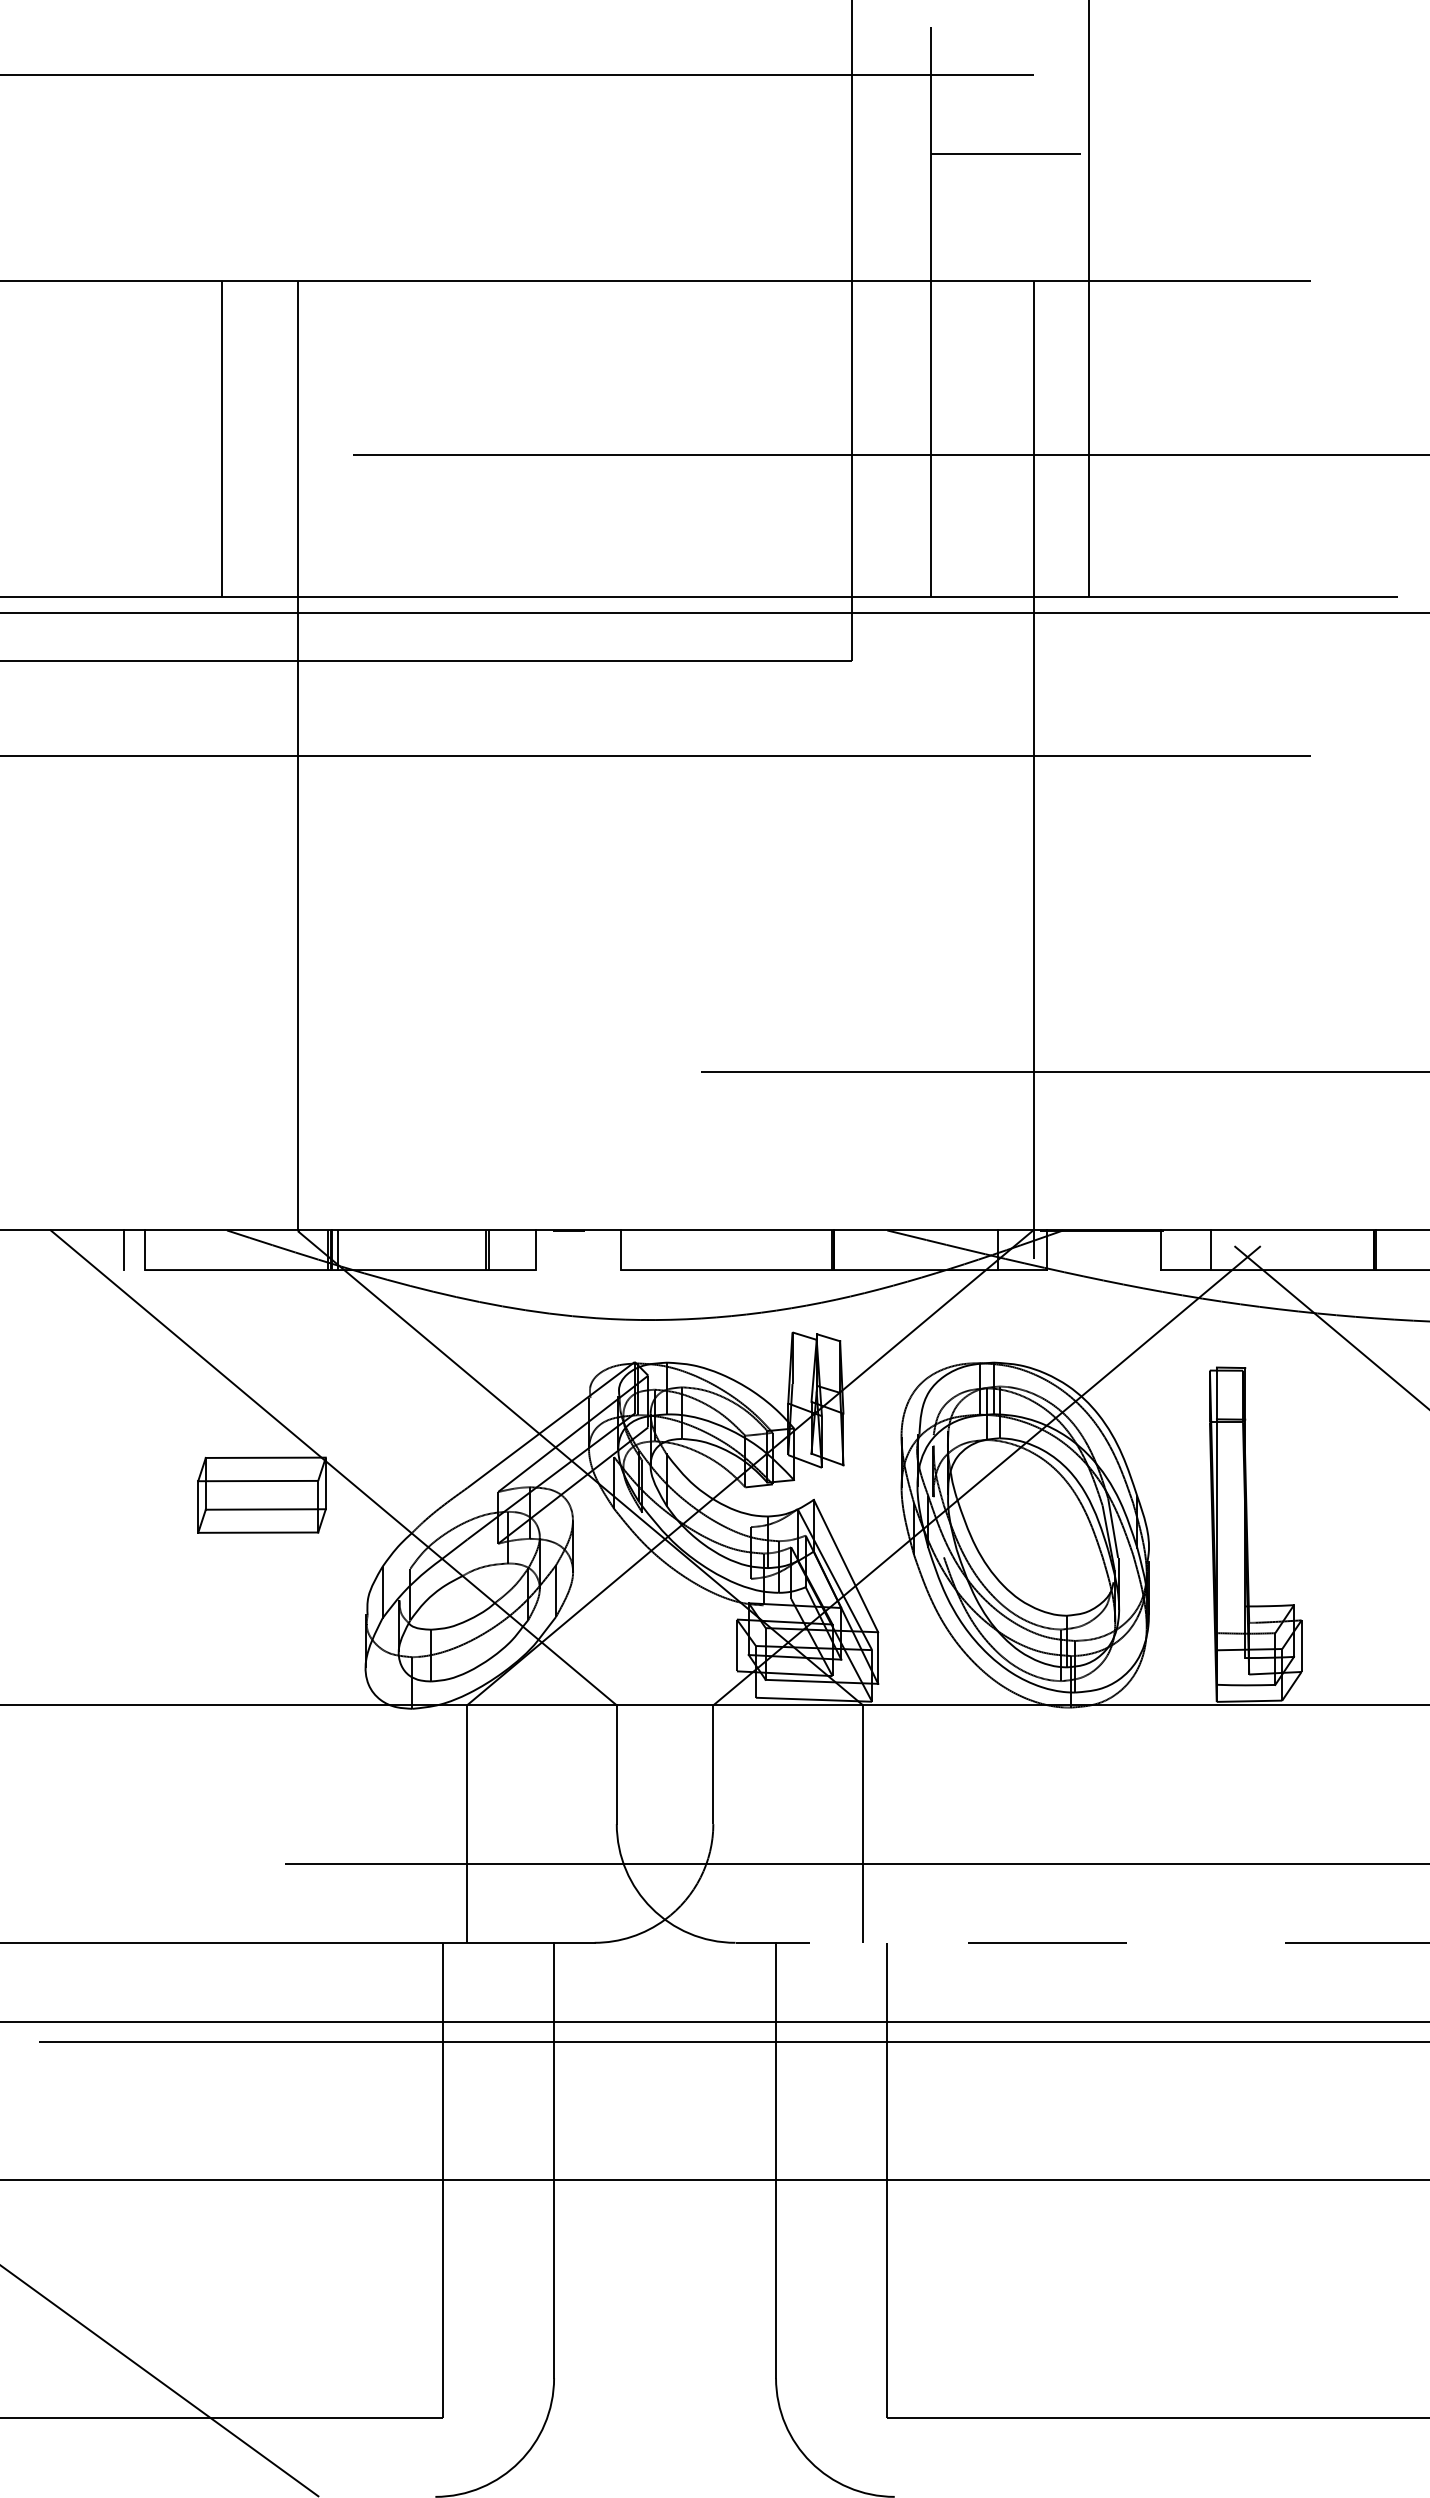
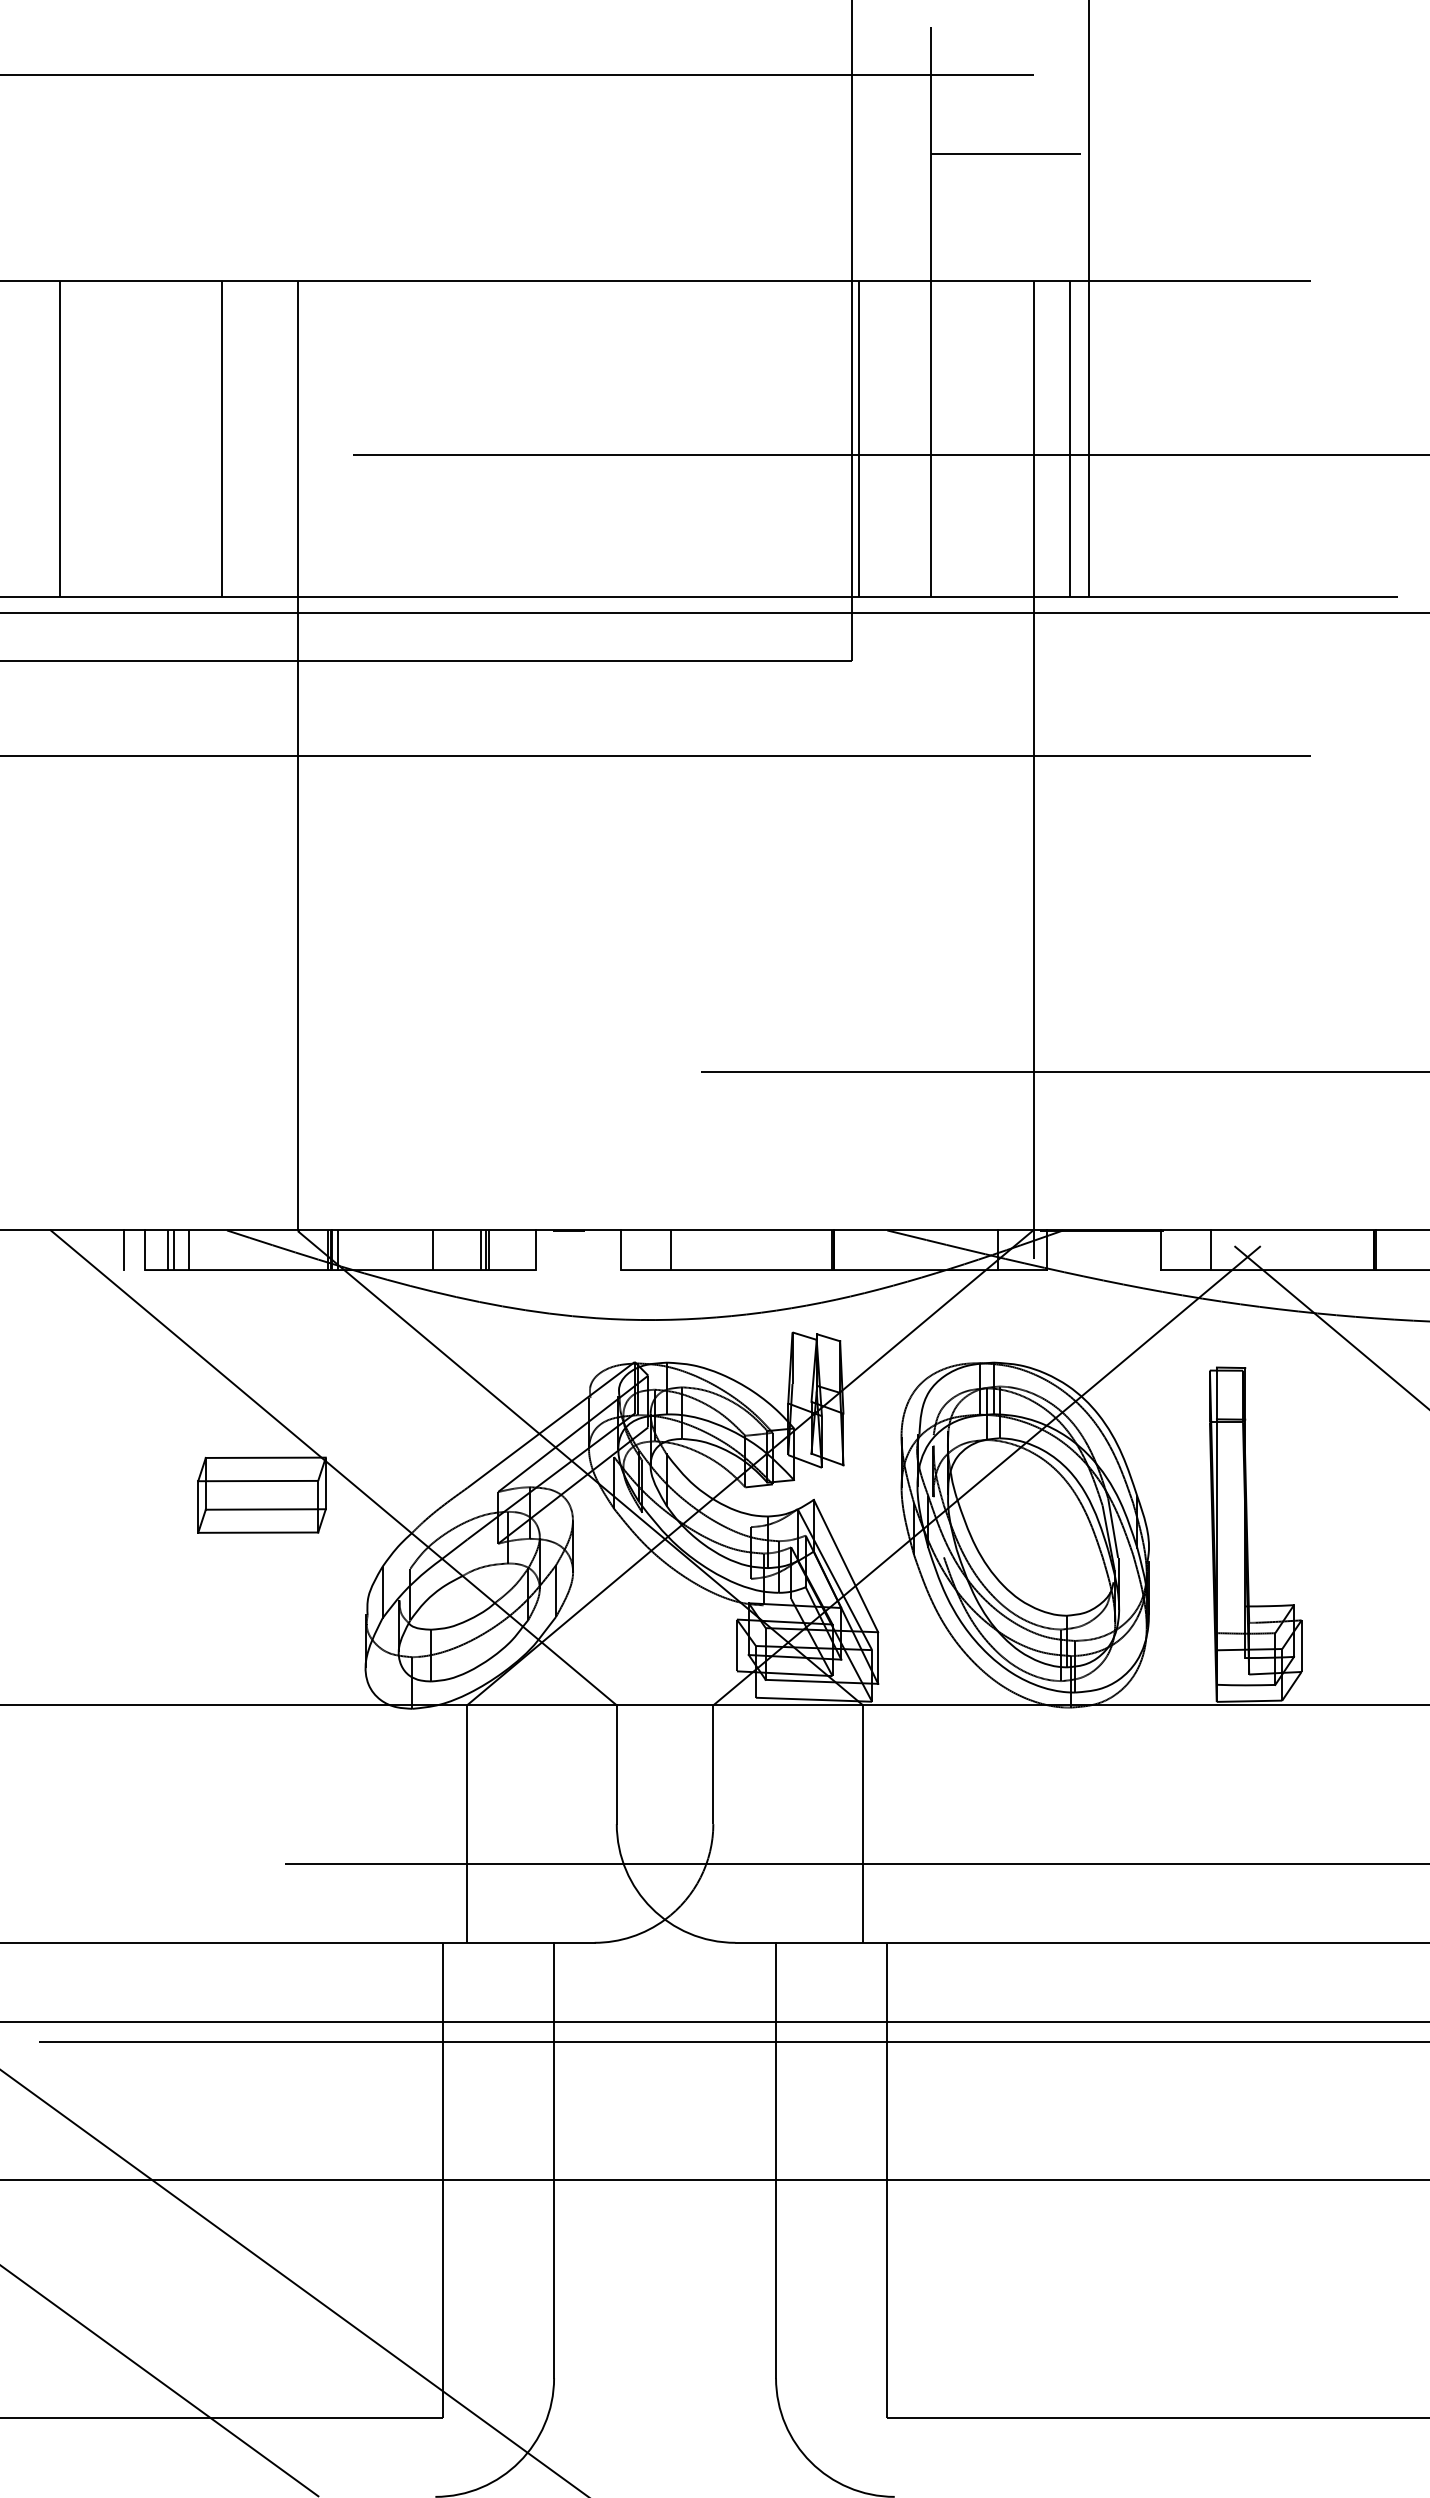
line: none -> present (60, 438)
line: none -> present (859, 438)
line: none -> present (1070, 438)
line: none -> present (167, 1250)
line: none -> present (173, 1250)
line: none -> present (189, 1250)
line: none -> present (432, 1250)
line: none -> present (480, 1250)
line: none -> present (670, 1250)
line: dashed -> solid (1082, 1942)
line: none -> present (293, 2282)
